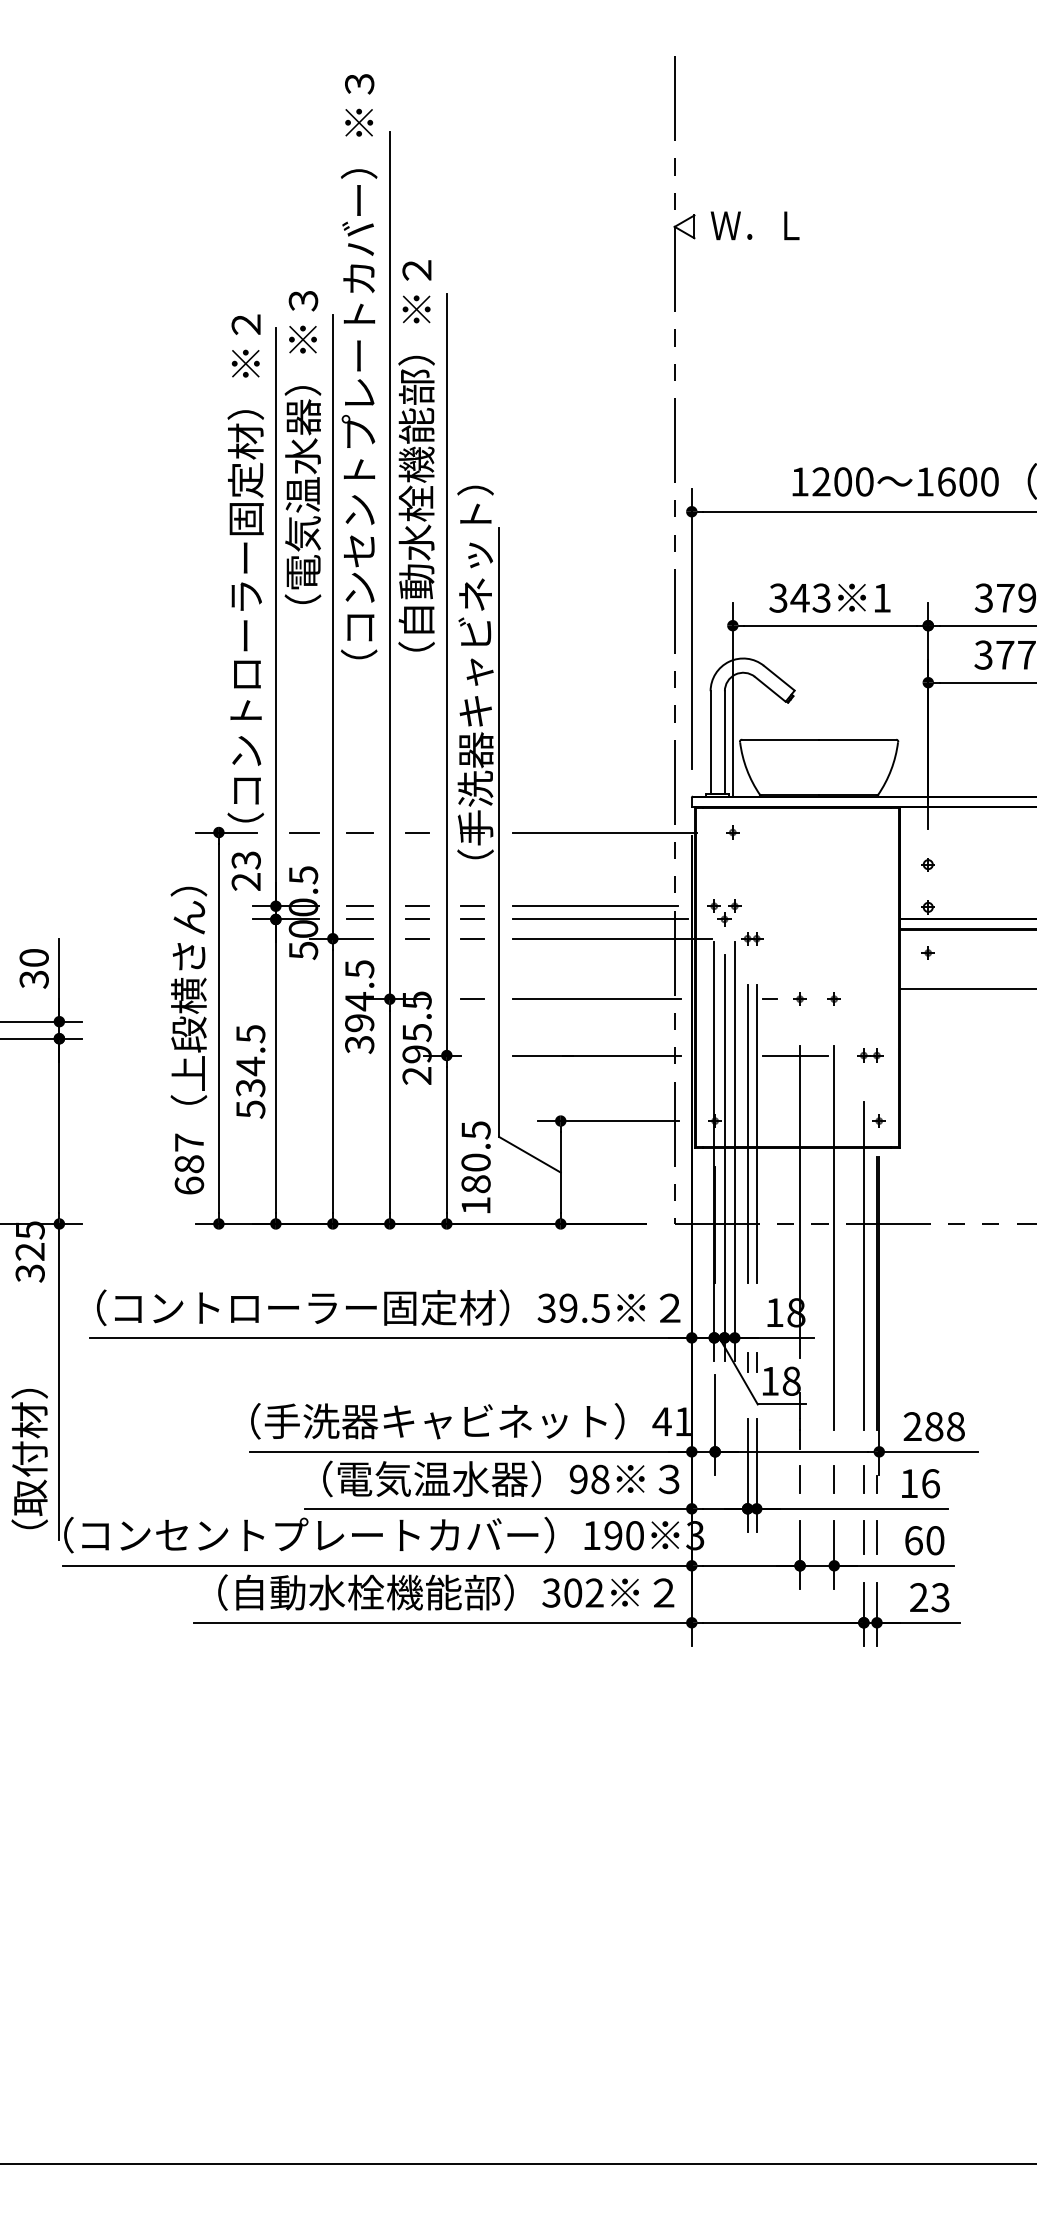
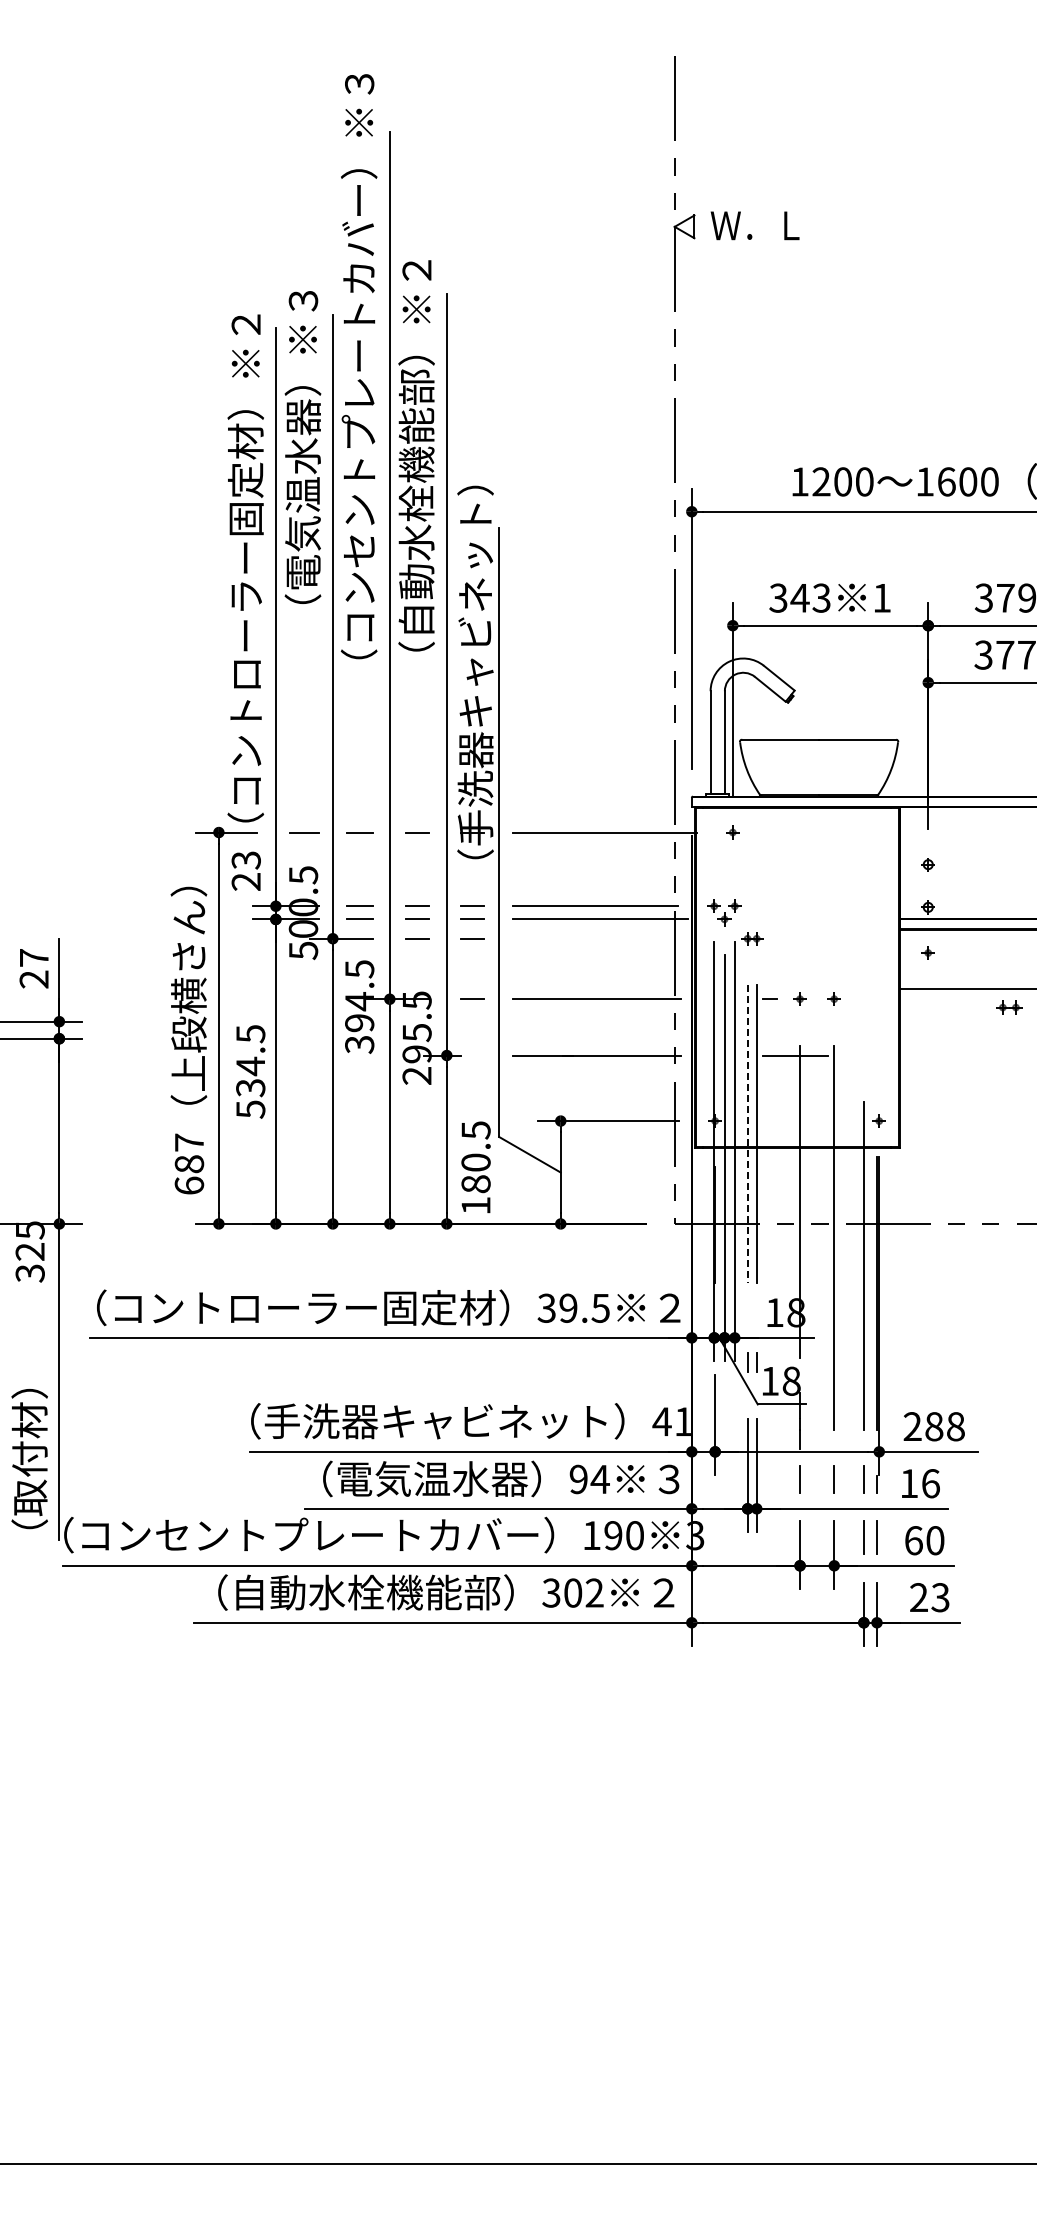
line: present -> none (612, 938)
text: 30 -> 27 (33, 968)
part position: (870, 1055) -> (1009, 1007) (1009, 1007)
line: solid -> dashed (747, 1134)
text: 98 -> 94 (599, 1479)
